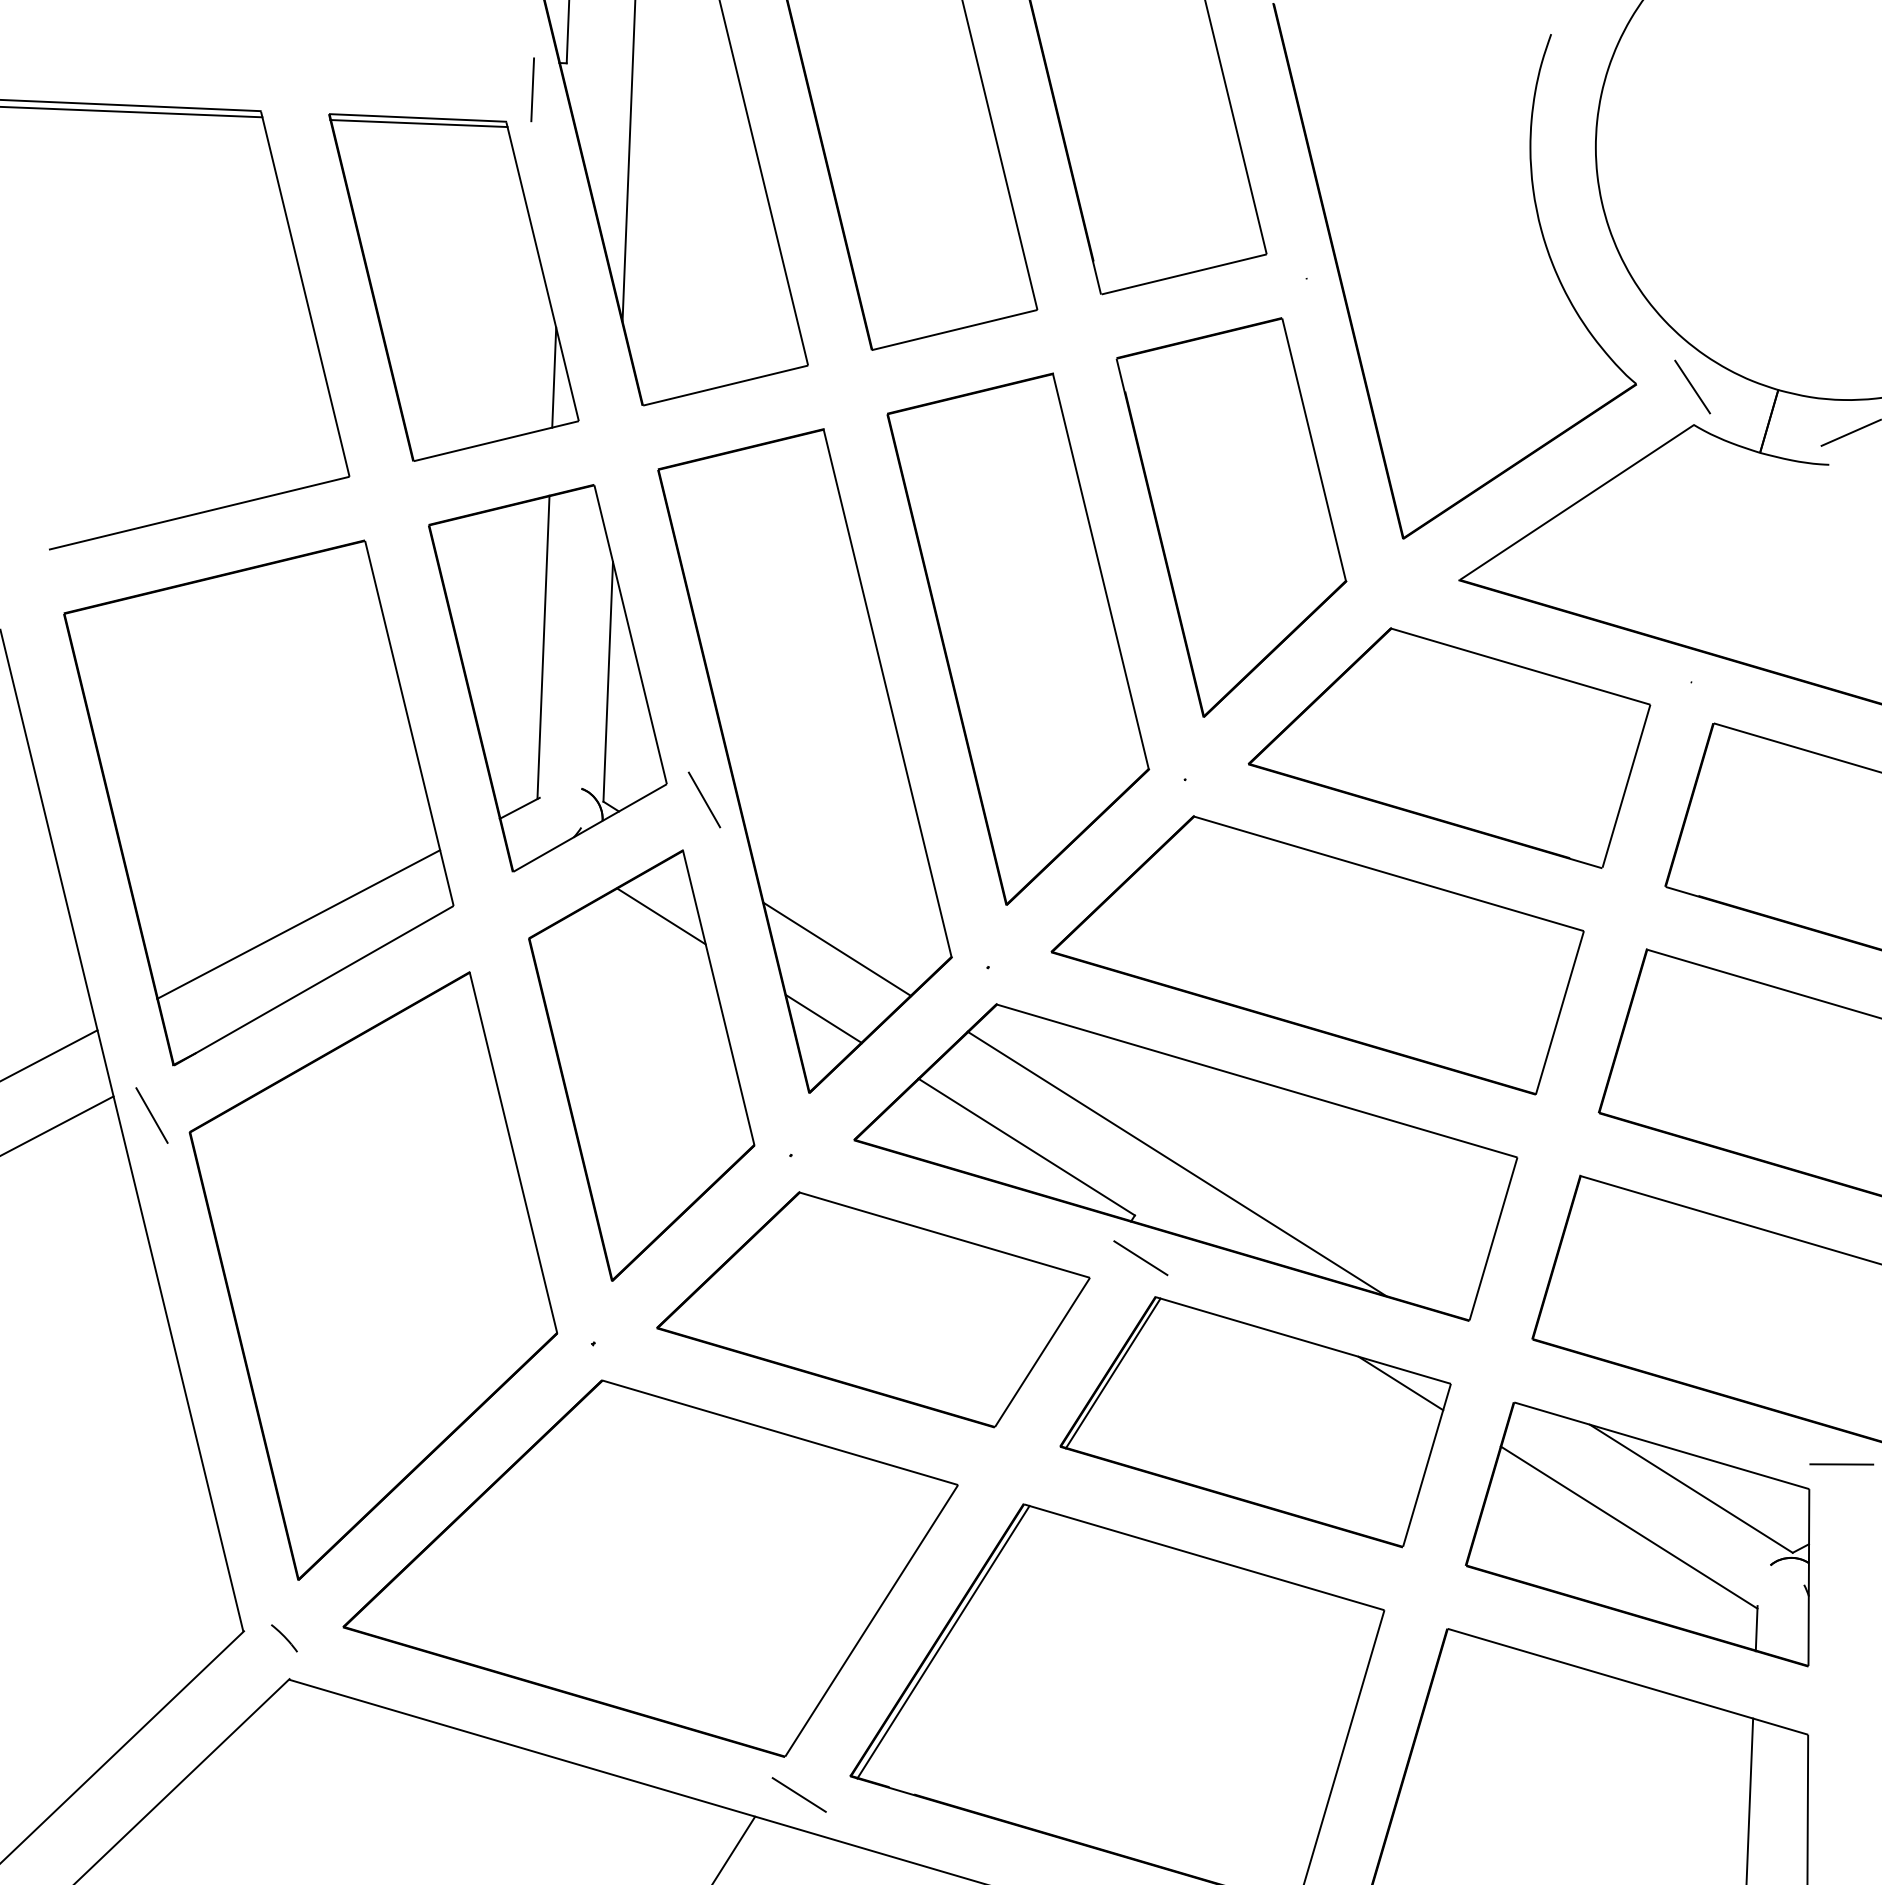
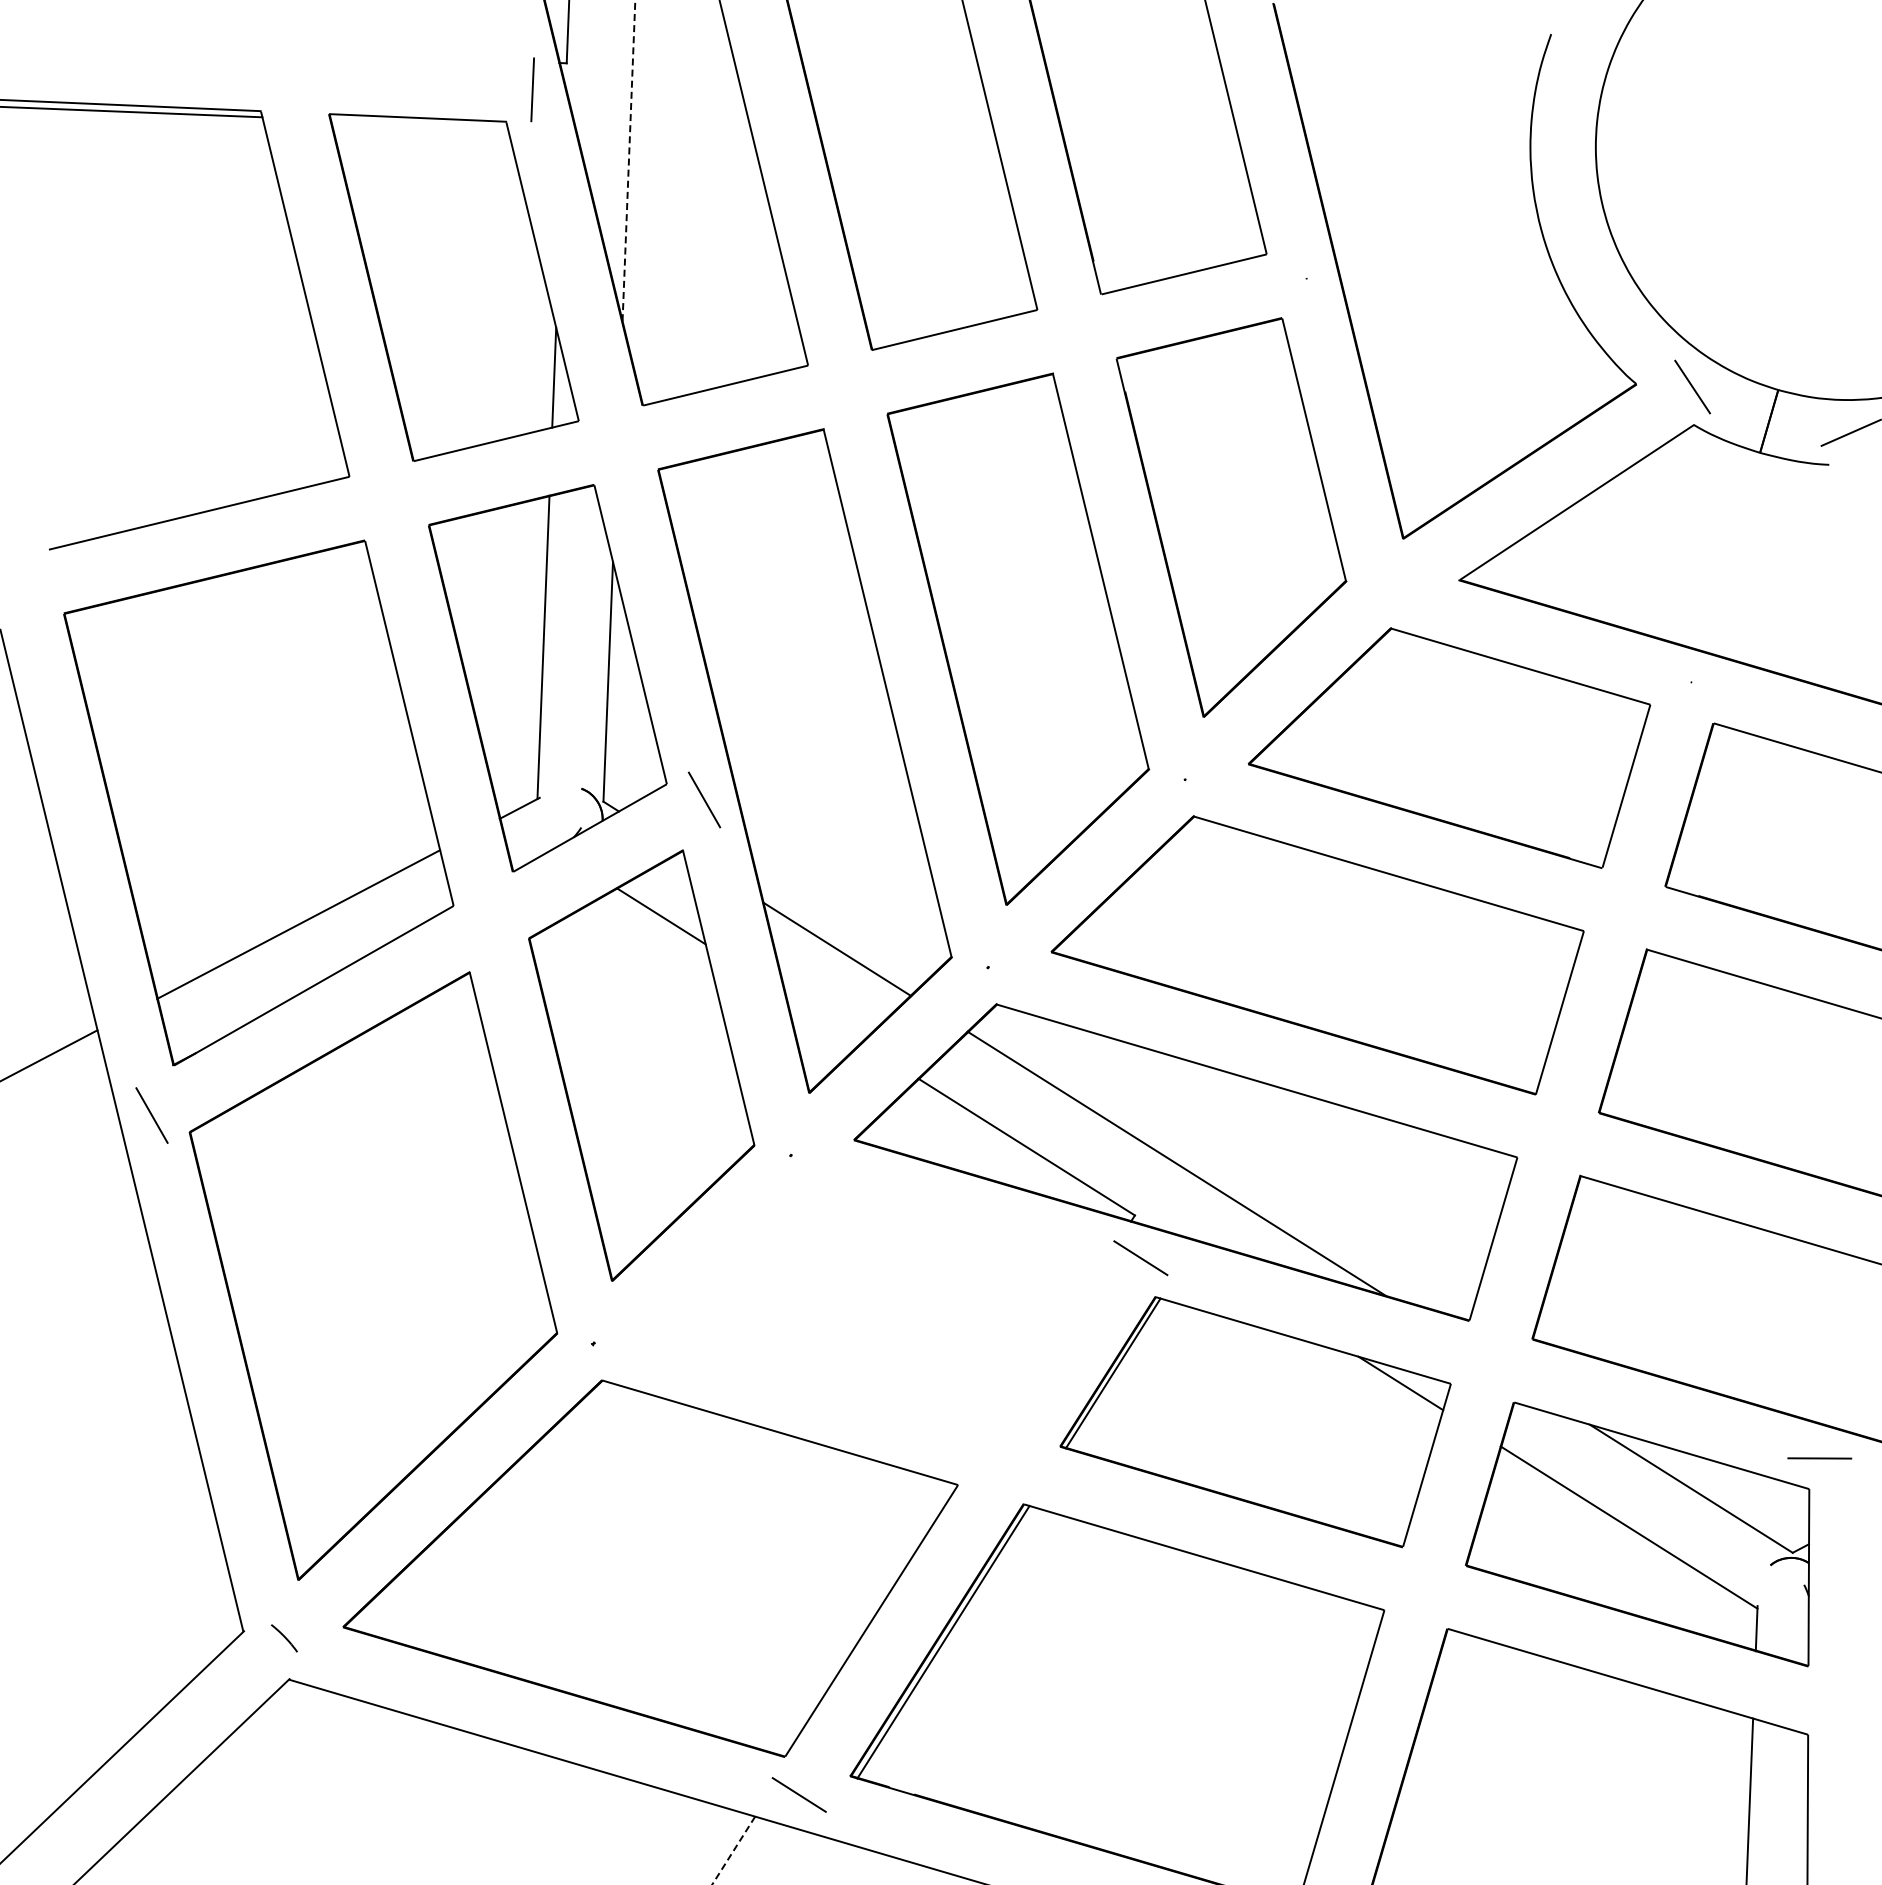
line: present -> none (418, 123)
line: solid -> dashed (628, 160)
line: present -> none (823, 1019)
line: present -> none (57, 1125)
part: present -> none (873, 1309)
line position: (1841, 1464) -> (1819, 1458) (1819, 1458)
line: solid -> dashed (733, 1850)
